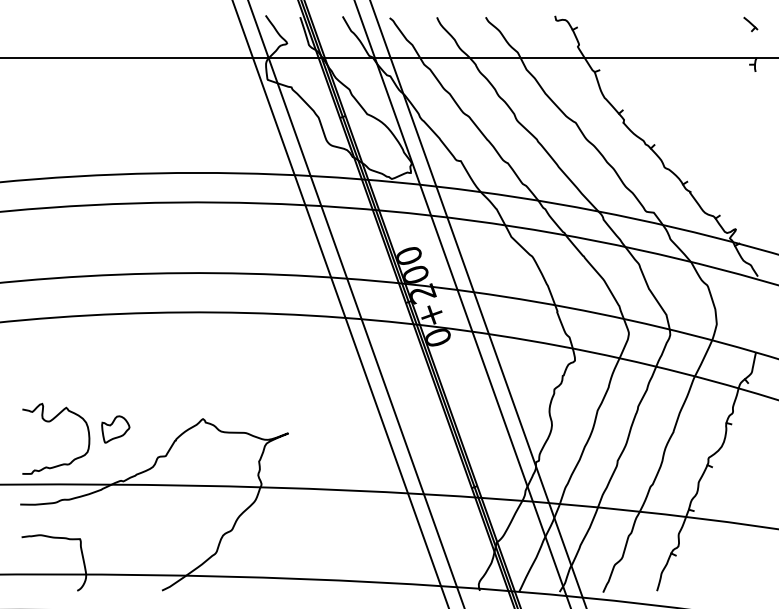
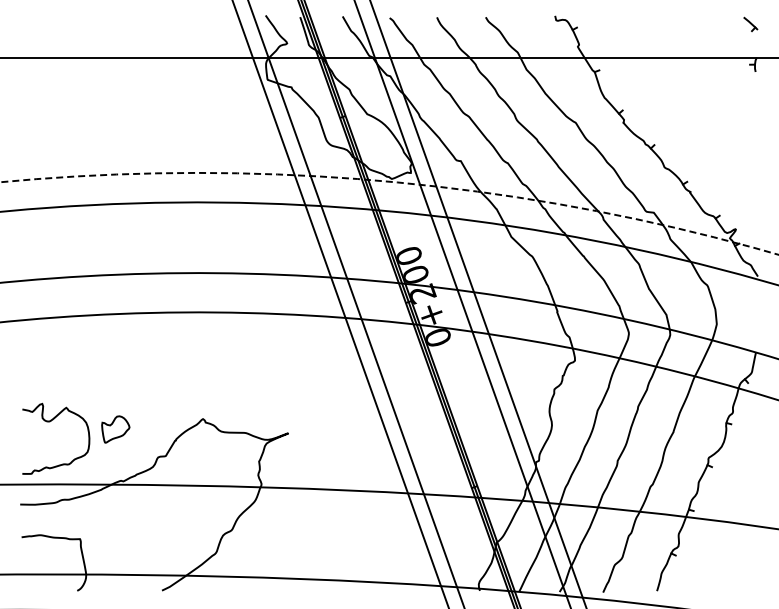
line: solid -> dashed (393, 182)
